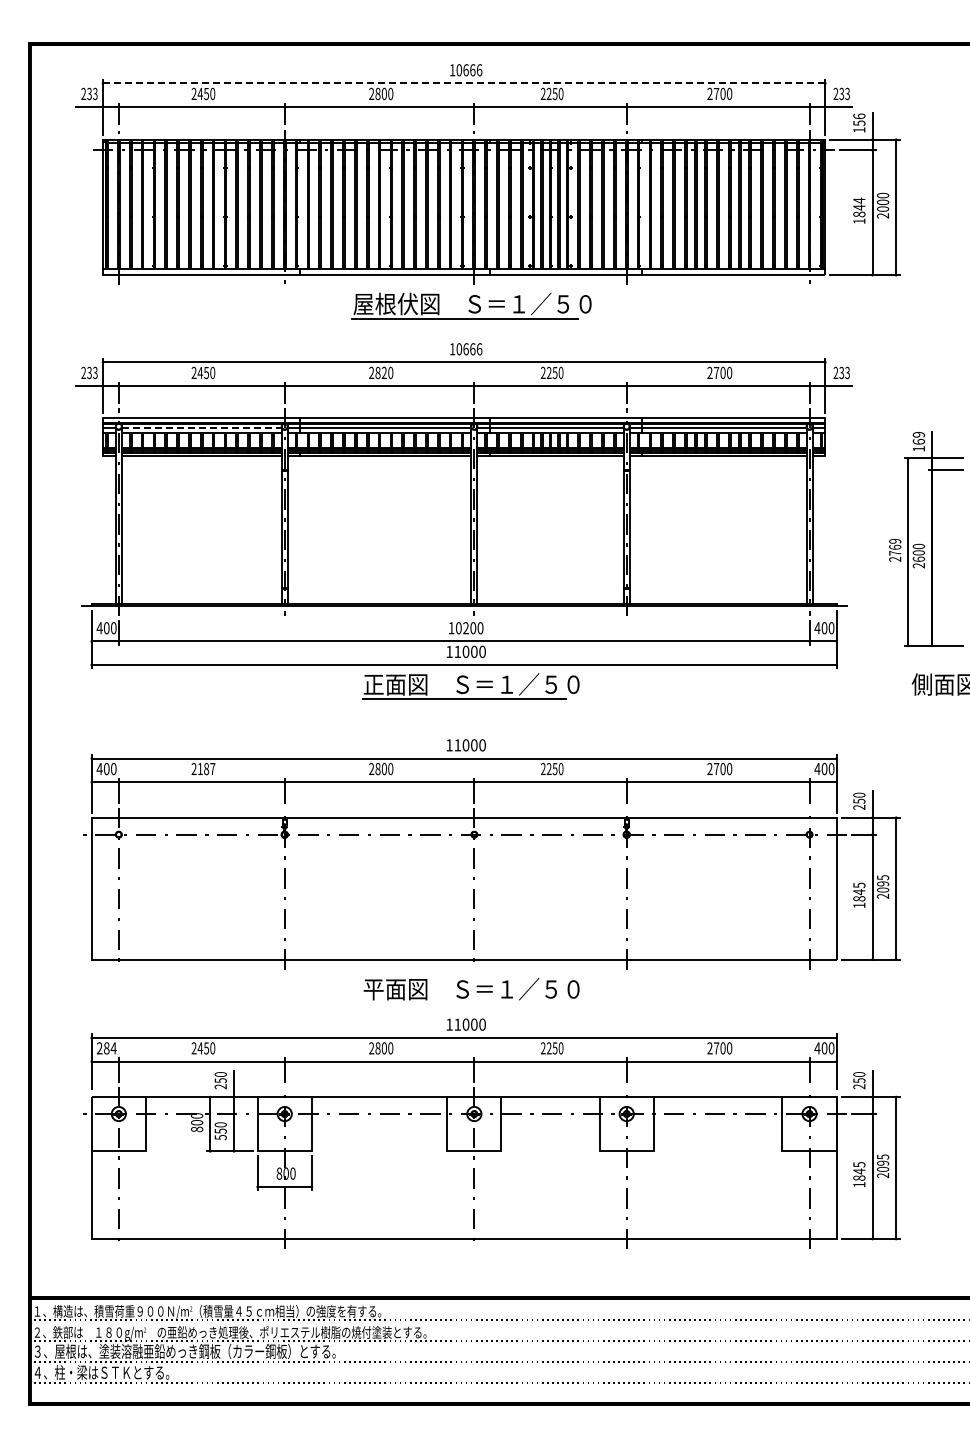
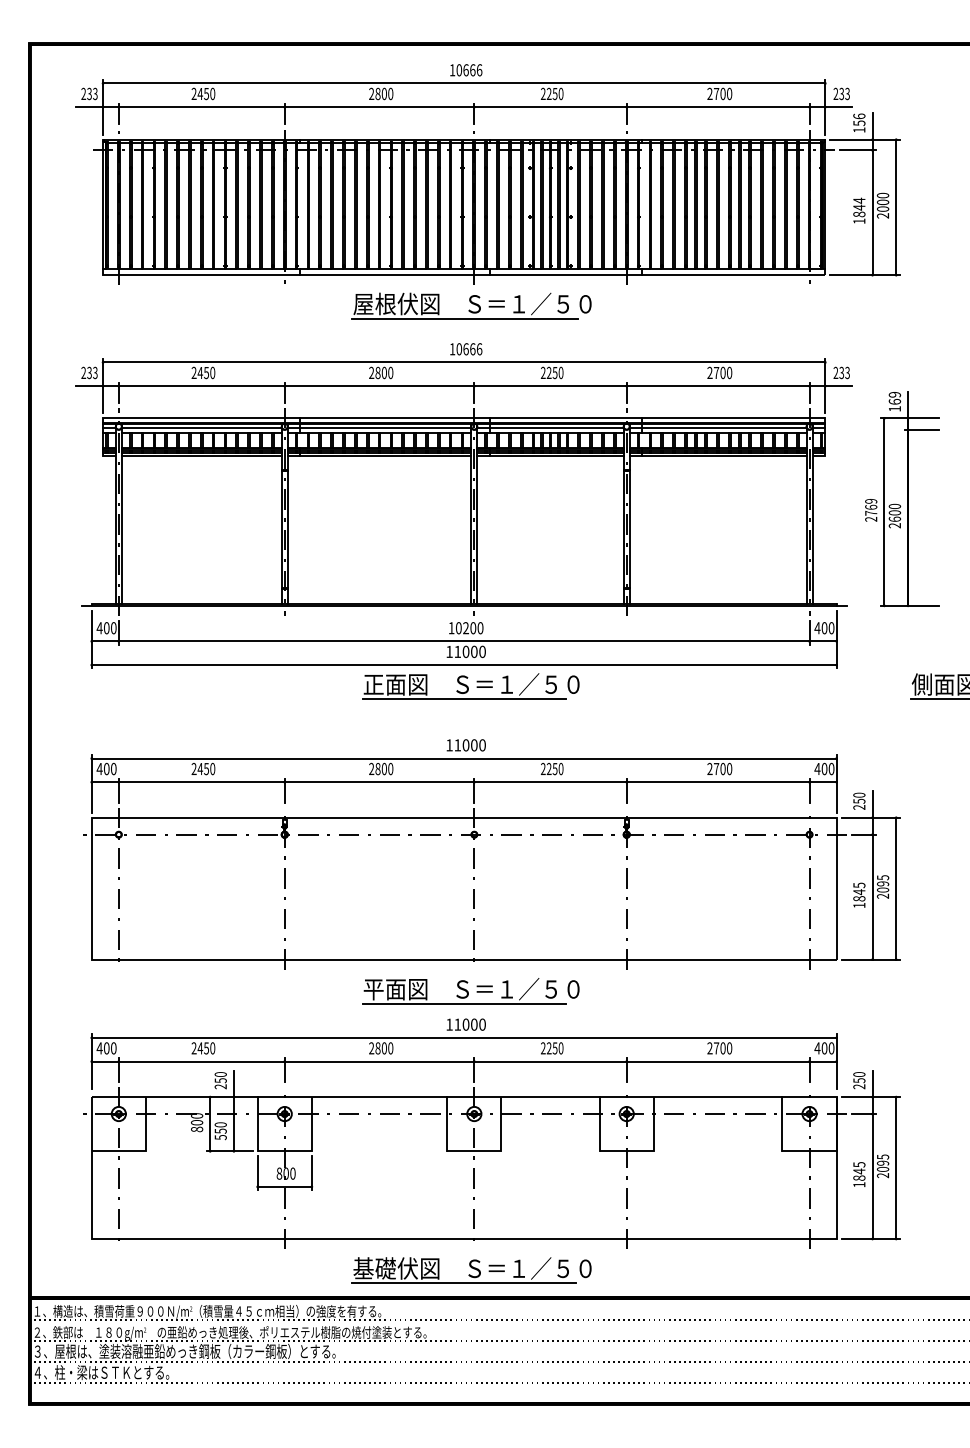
line: dashed -> solid (464, 83)
text: 2820 -> 2800 (383, 373)
line: dashed -> solid (201, 428)
part position: (926, 539) -> (902, 499) (902, 499)
line: none -> present (938, 698)
text: 2187 -> 2450 (206, 768)
line: none -> present (463, 1003)
text: 284 -> 400 (106, 1048)
part: none -> present (471, 1270)
